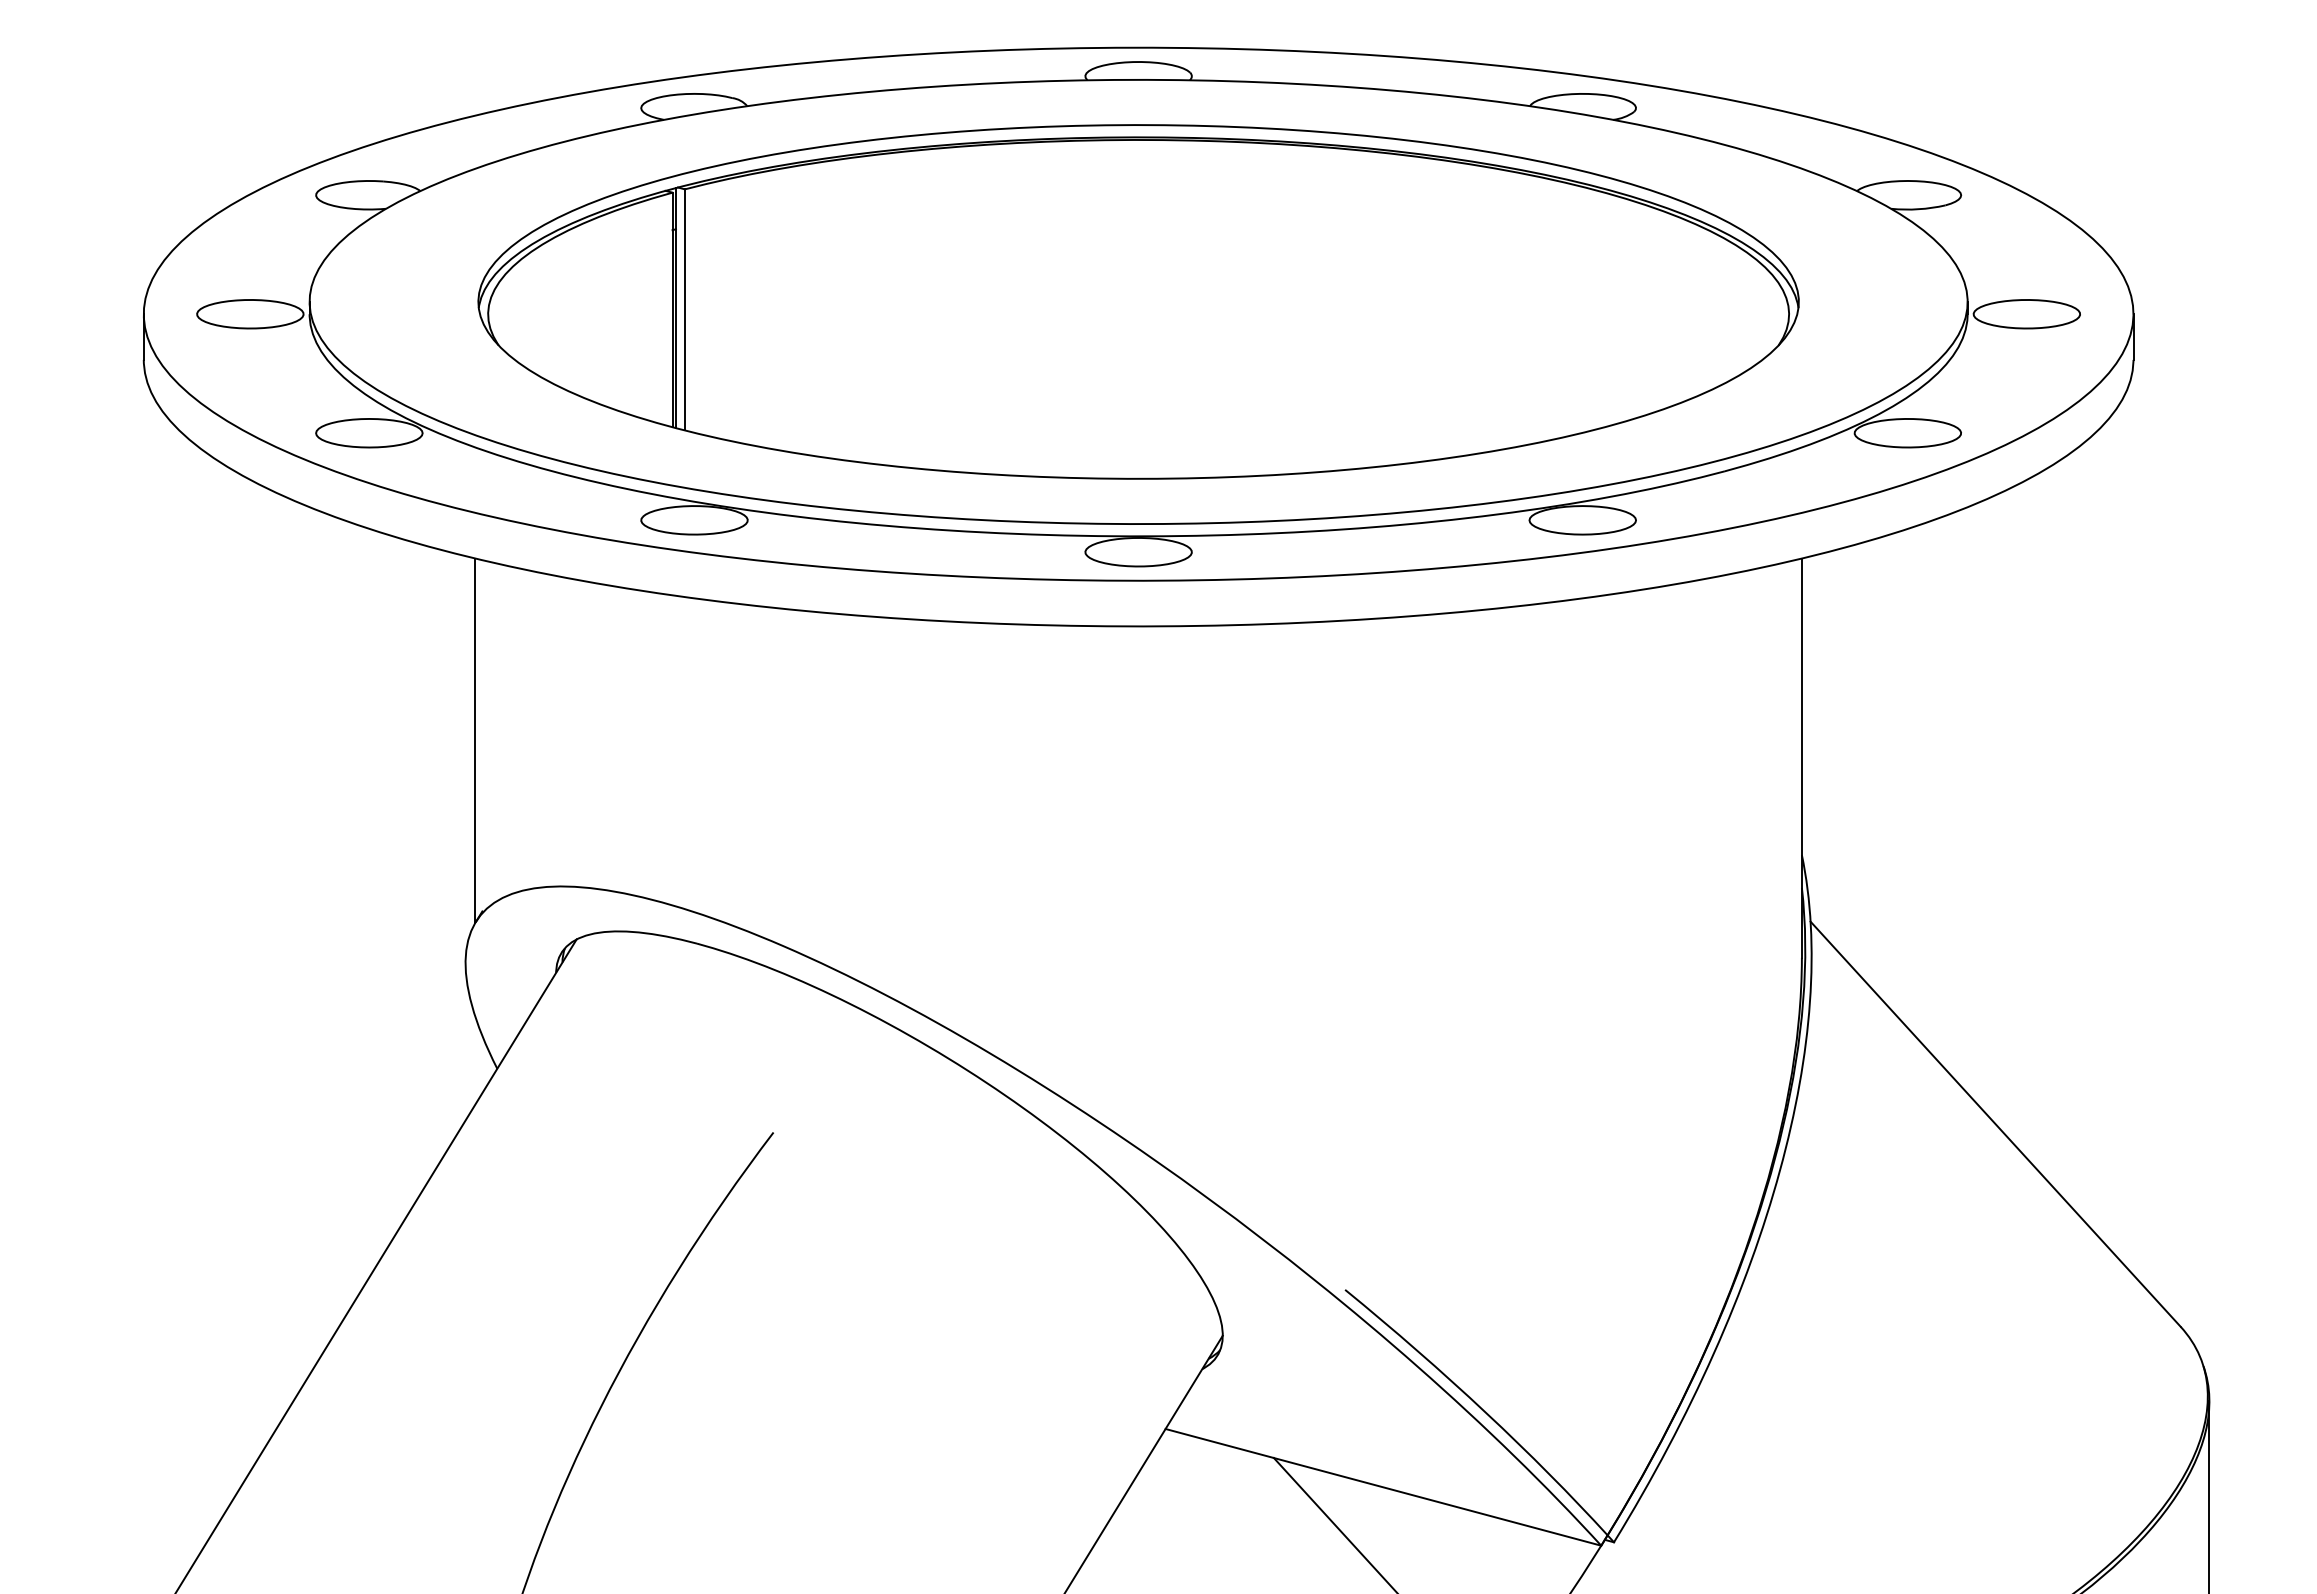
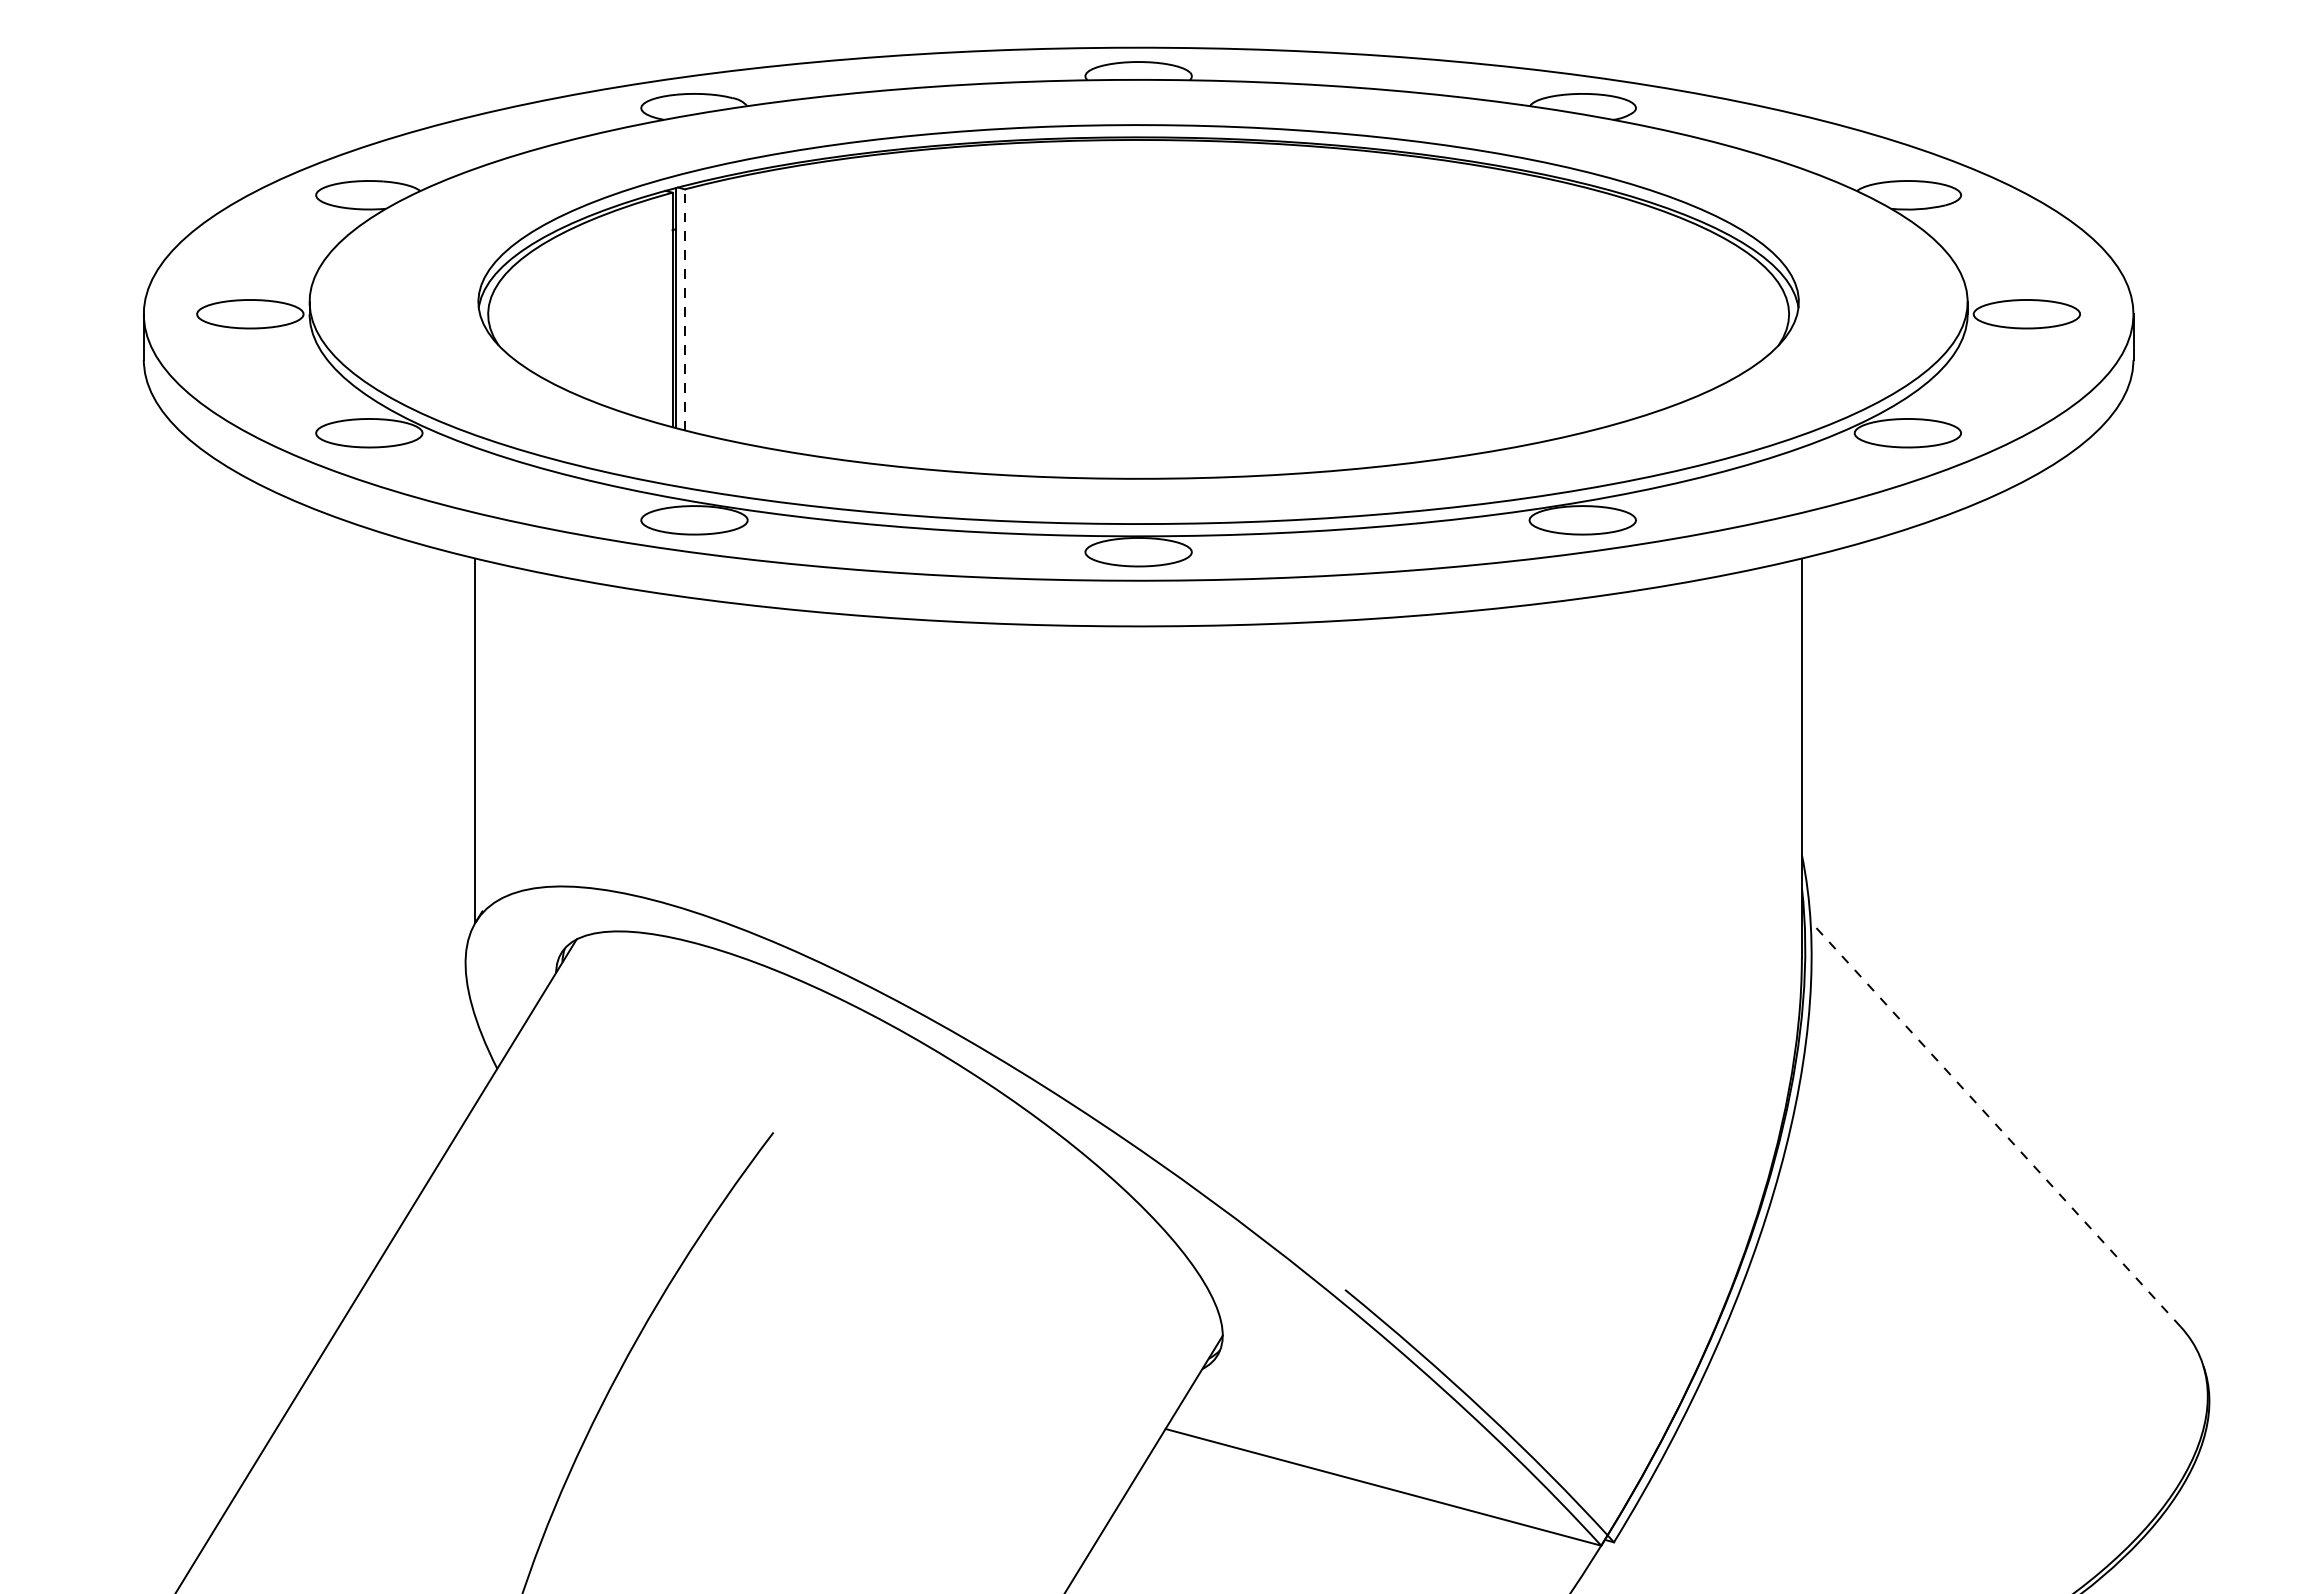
line: solid -> dashed (684, 309)
line: solid -> dashed (1995, 1123)
line: present -> none (2209, 1495)
line: present -> none (1333, 1524)
